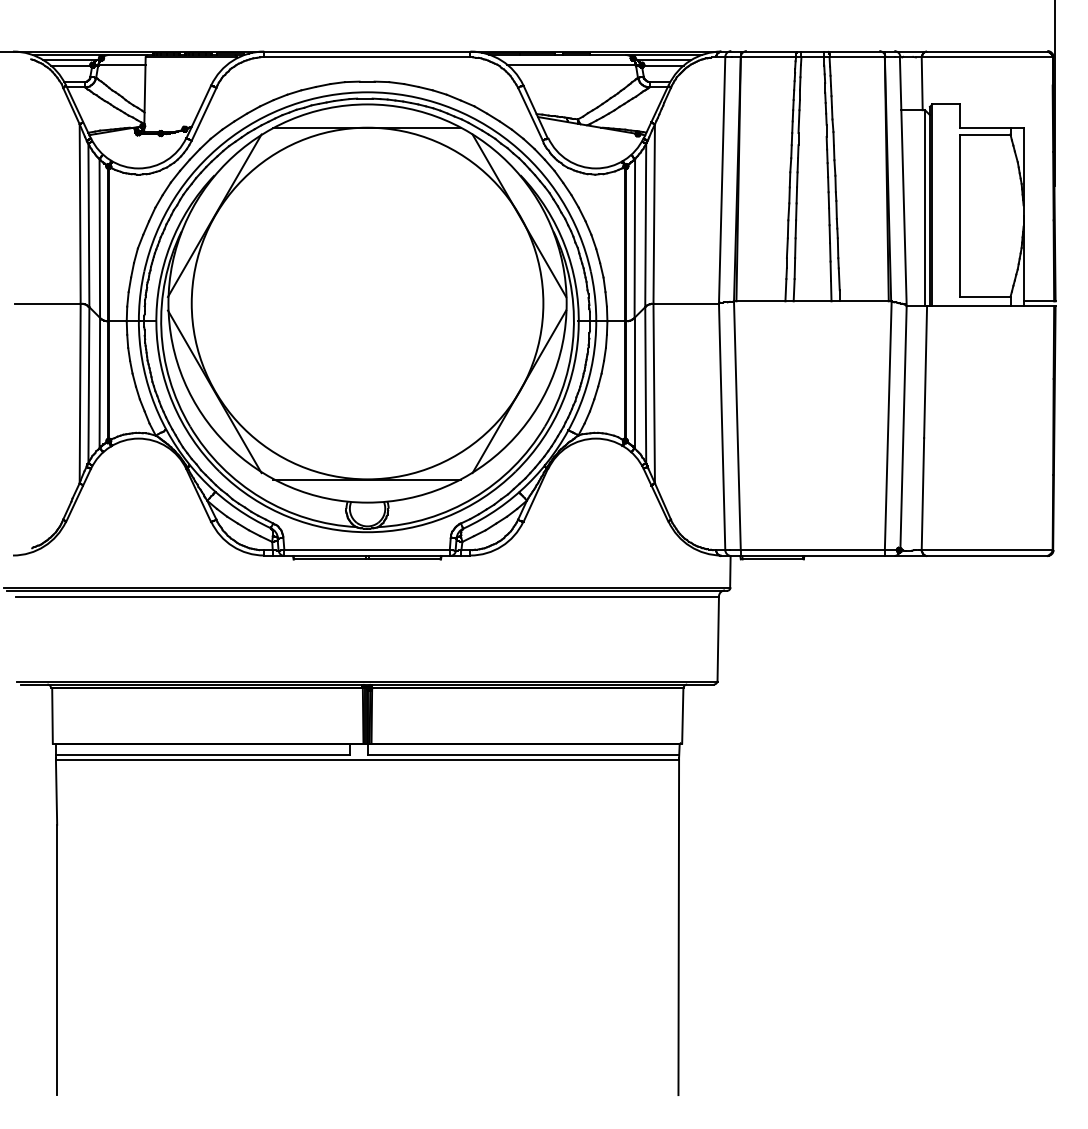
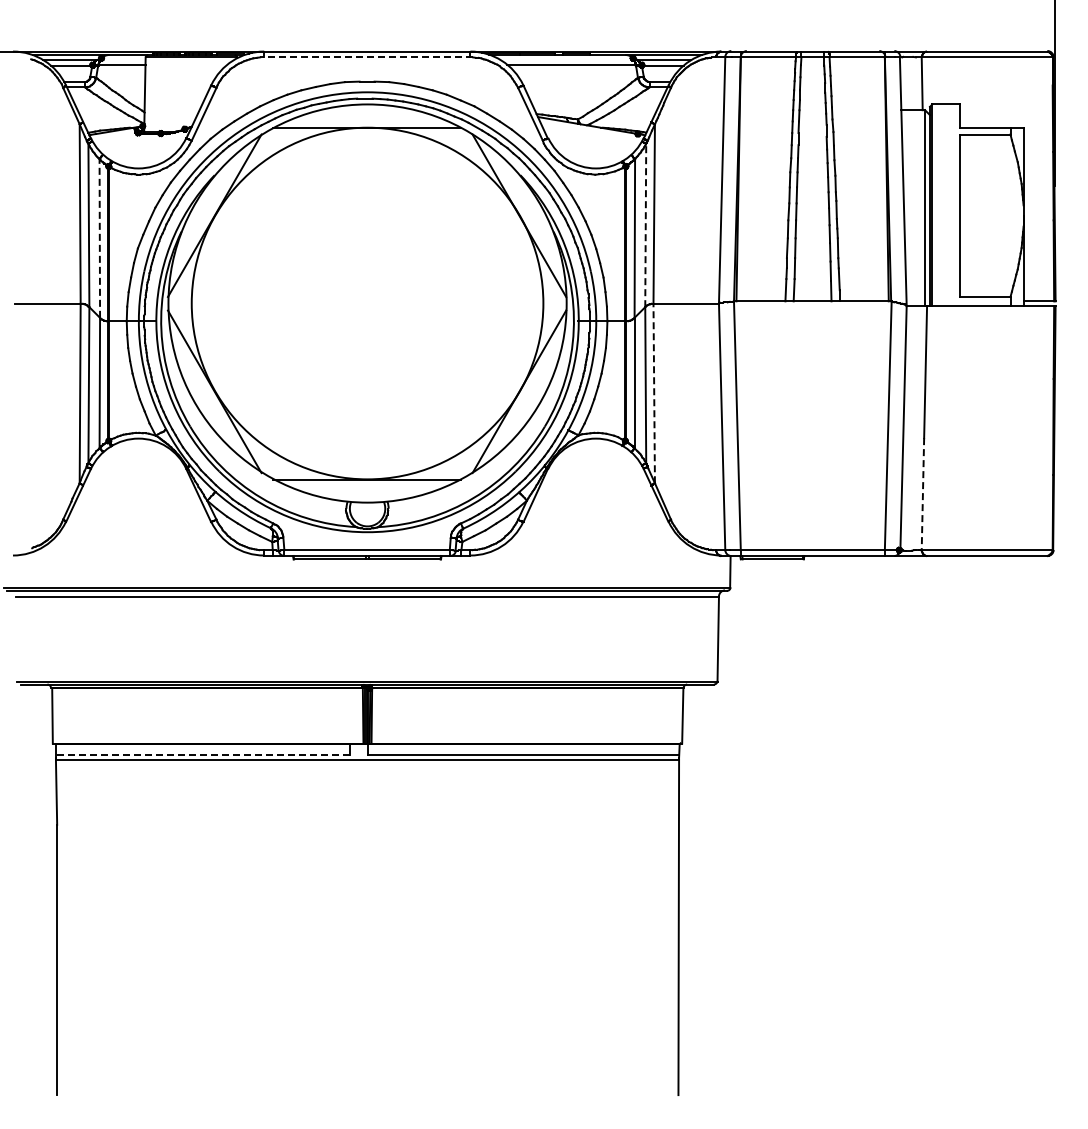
line: solid -> dashed (366, 57)
line: solid -> dashed (645, 225)
line: solid -> dashed (99, 238)
line: solid -> dashed (654, 393)
line: solid -> dashed (922, 494)
line: solid -> dashed (202, 754)
